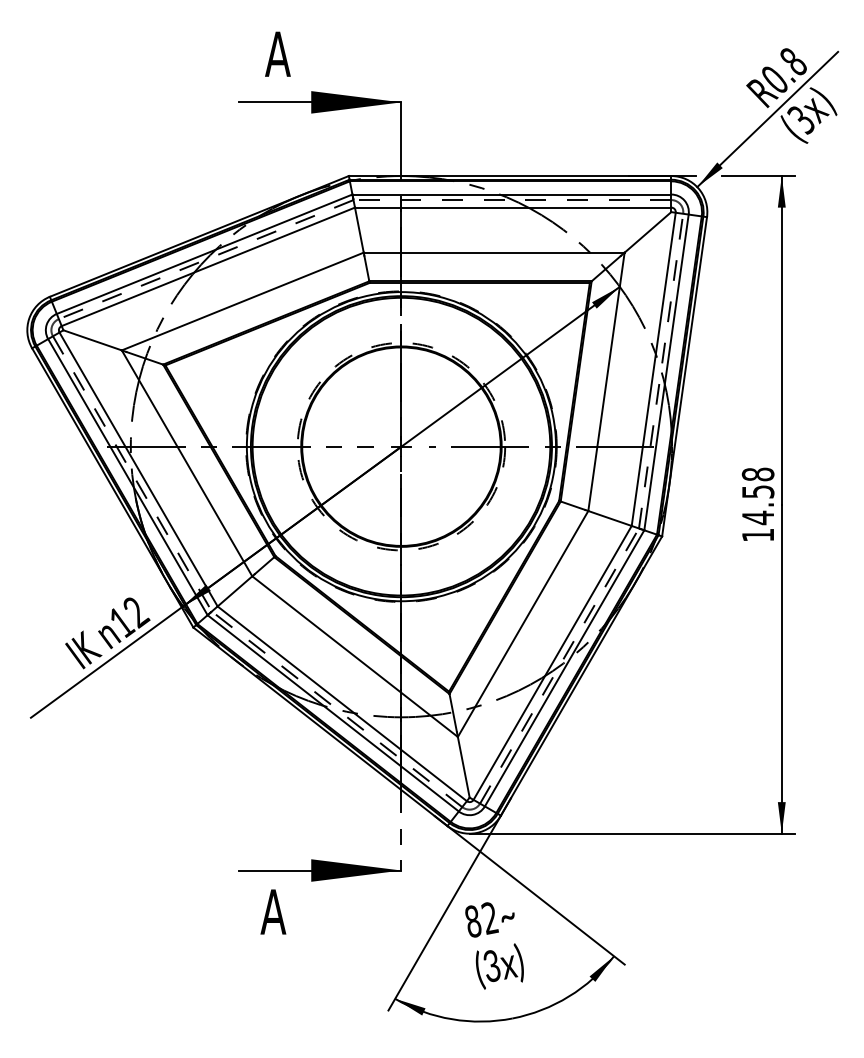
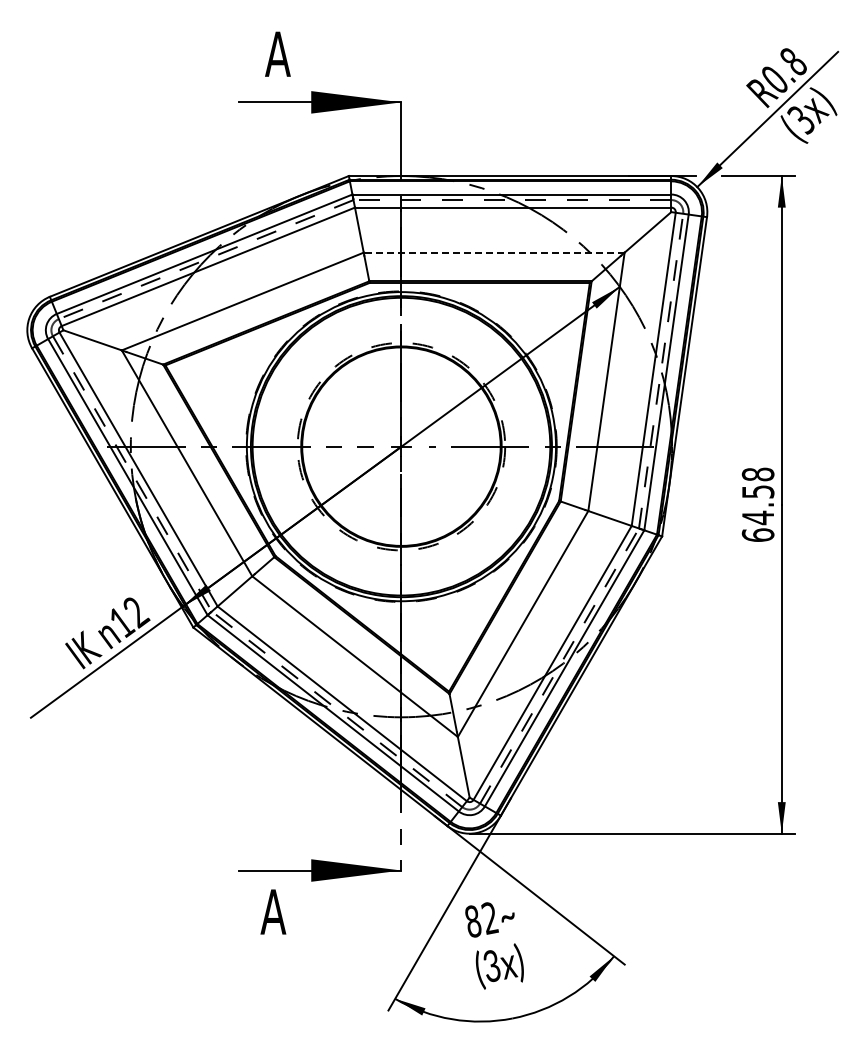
line: solid -> dashed (493, 252)
text: 14.58 -> 64.58 (757, 534)
